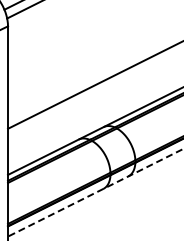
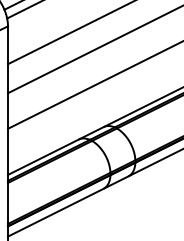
line: none -> present (69, 33)
line: none -> present (94, 50)
line: dashed -> solid (95, 192)
